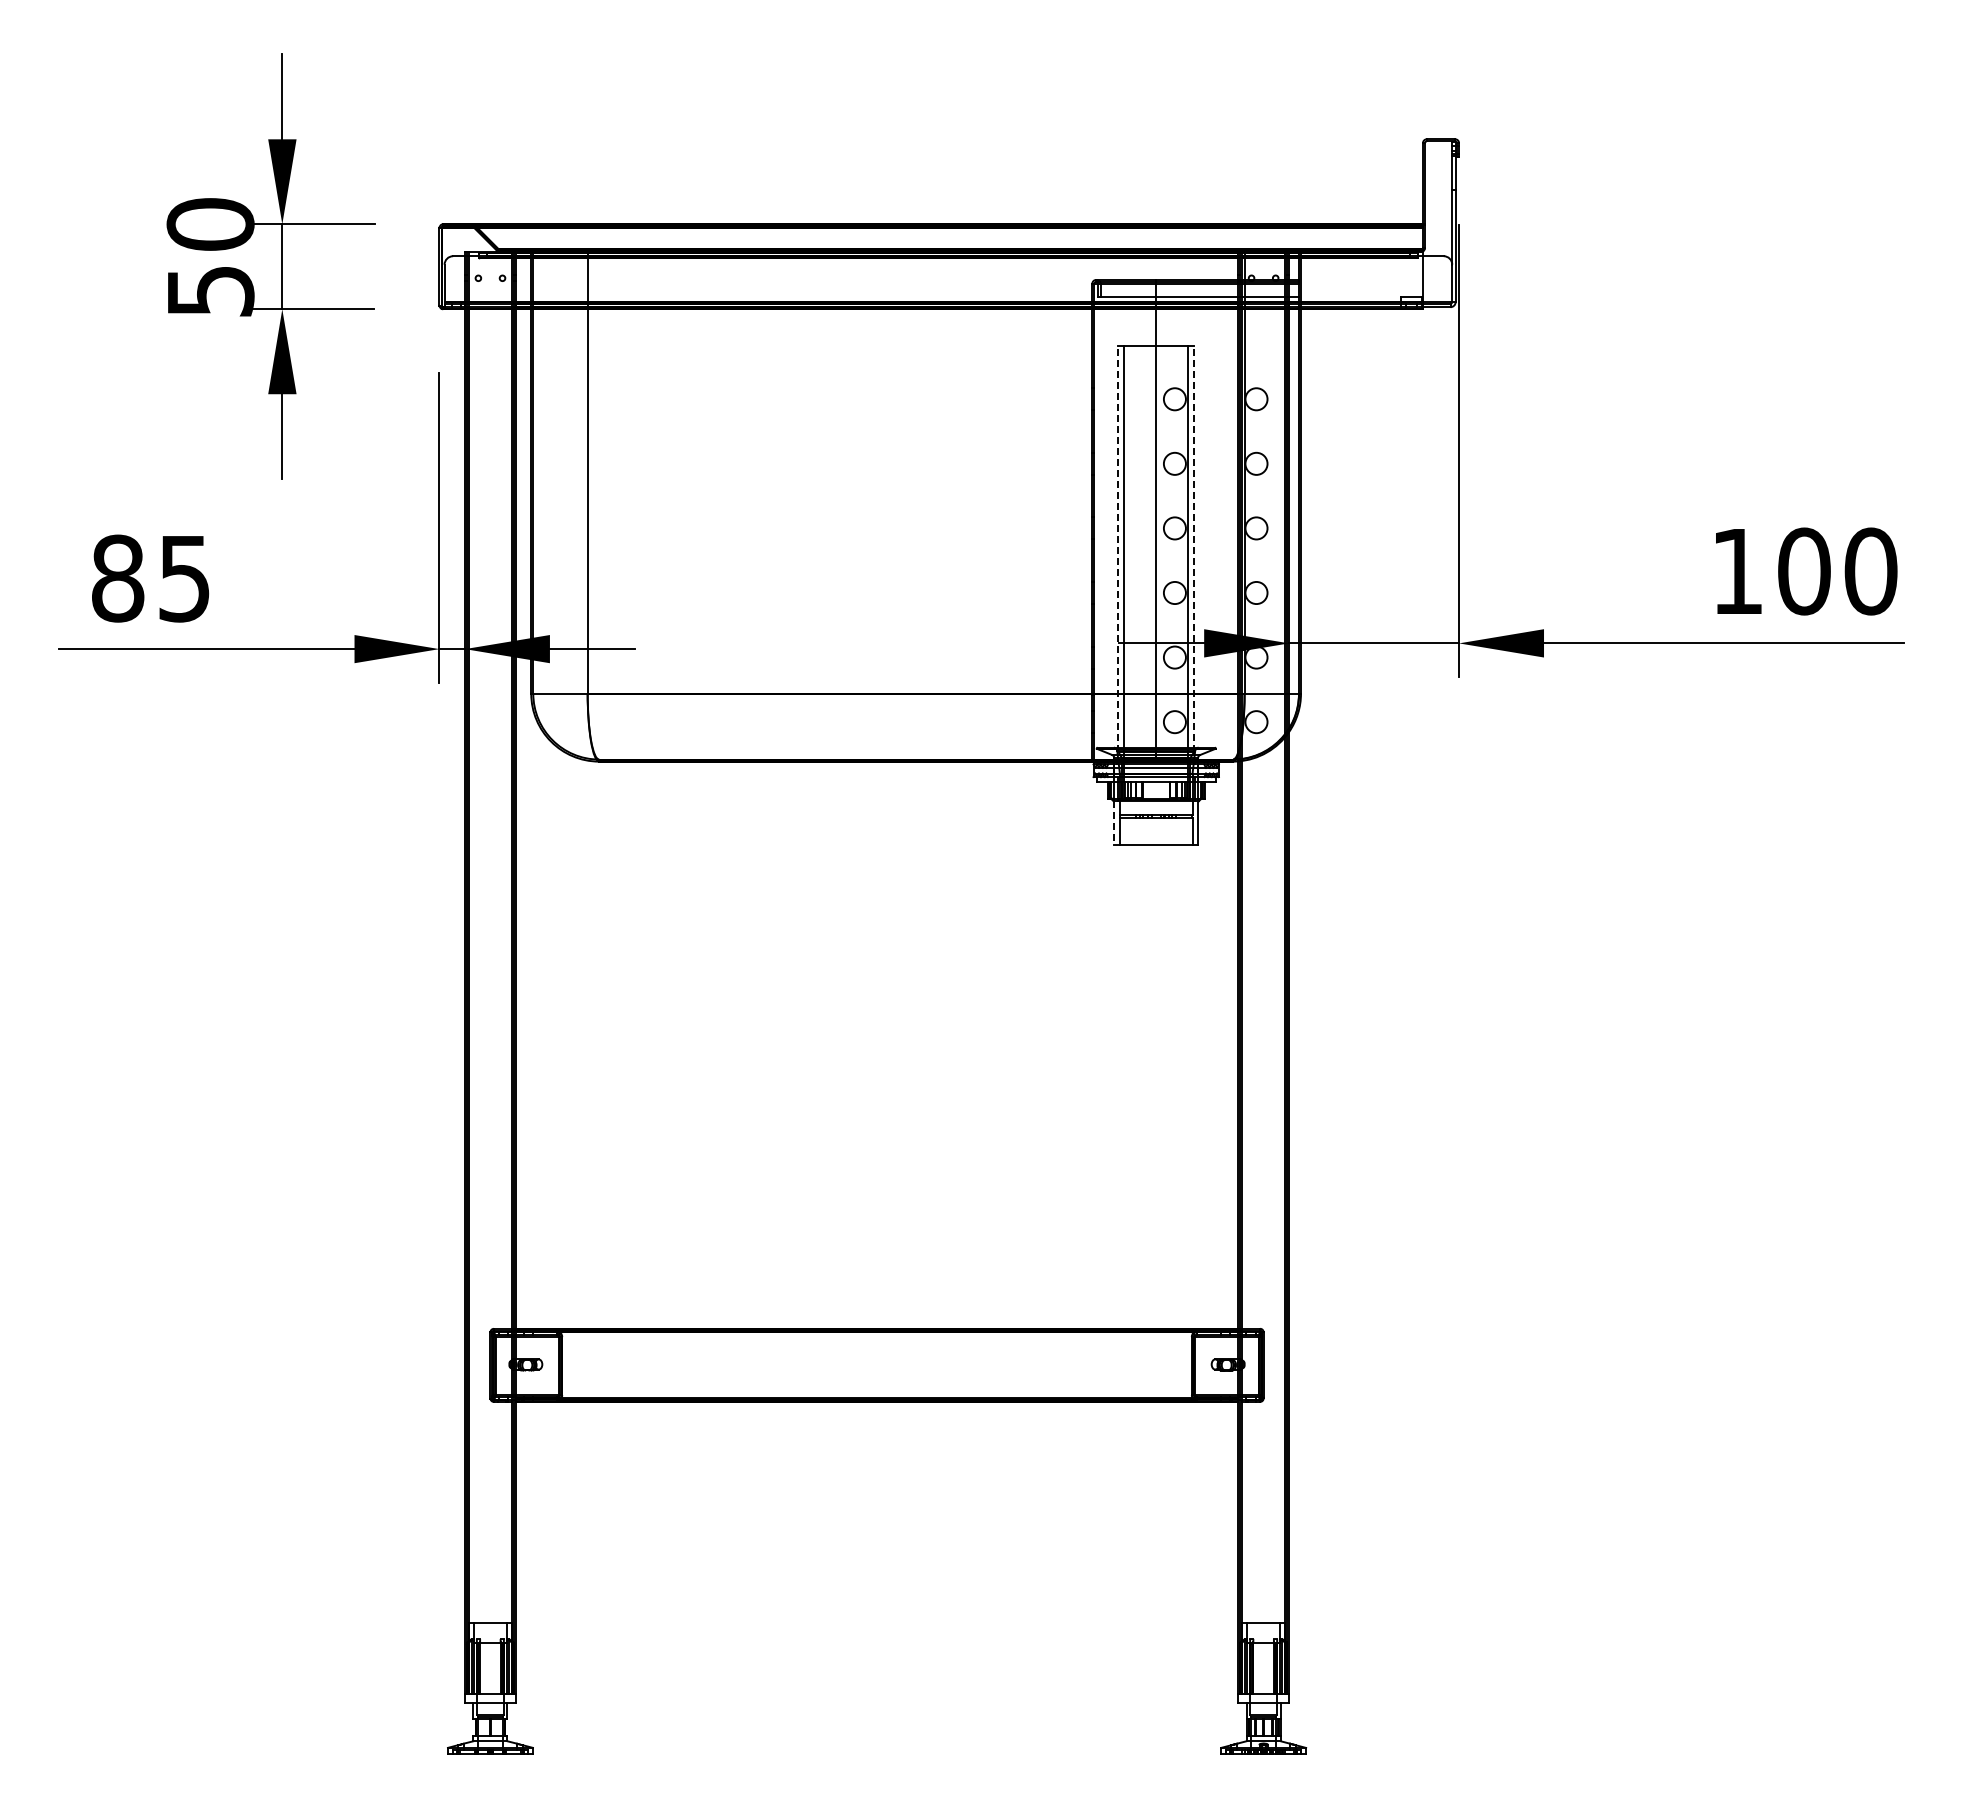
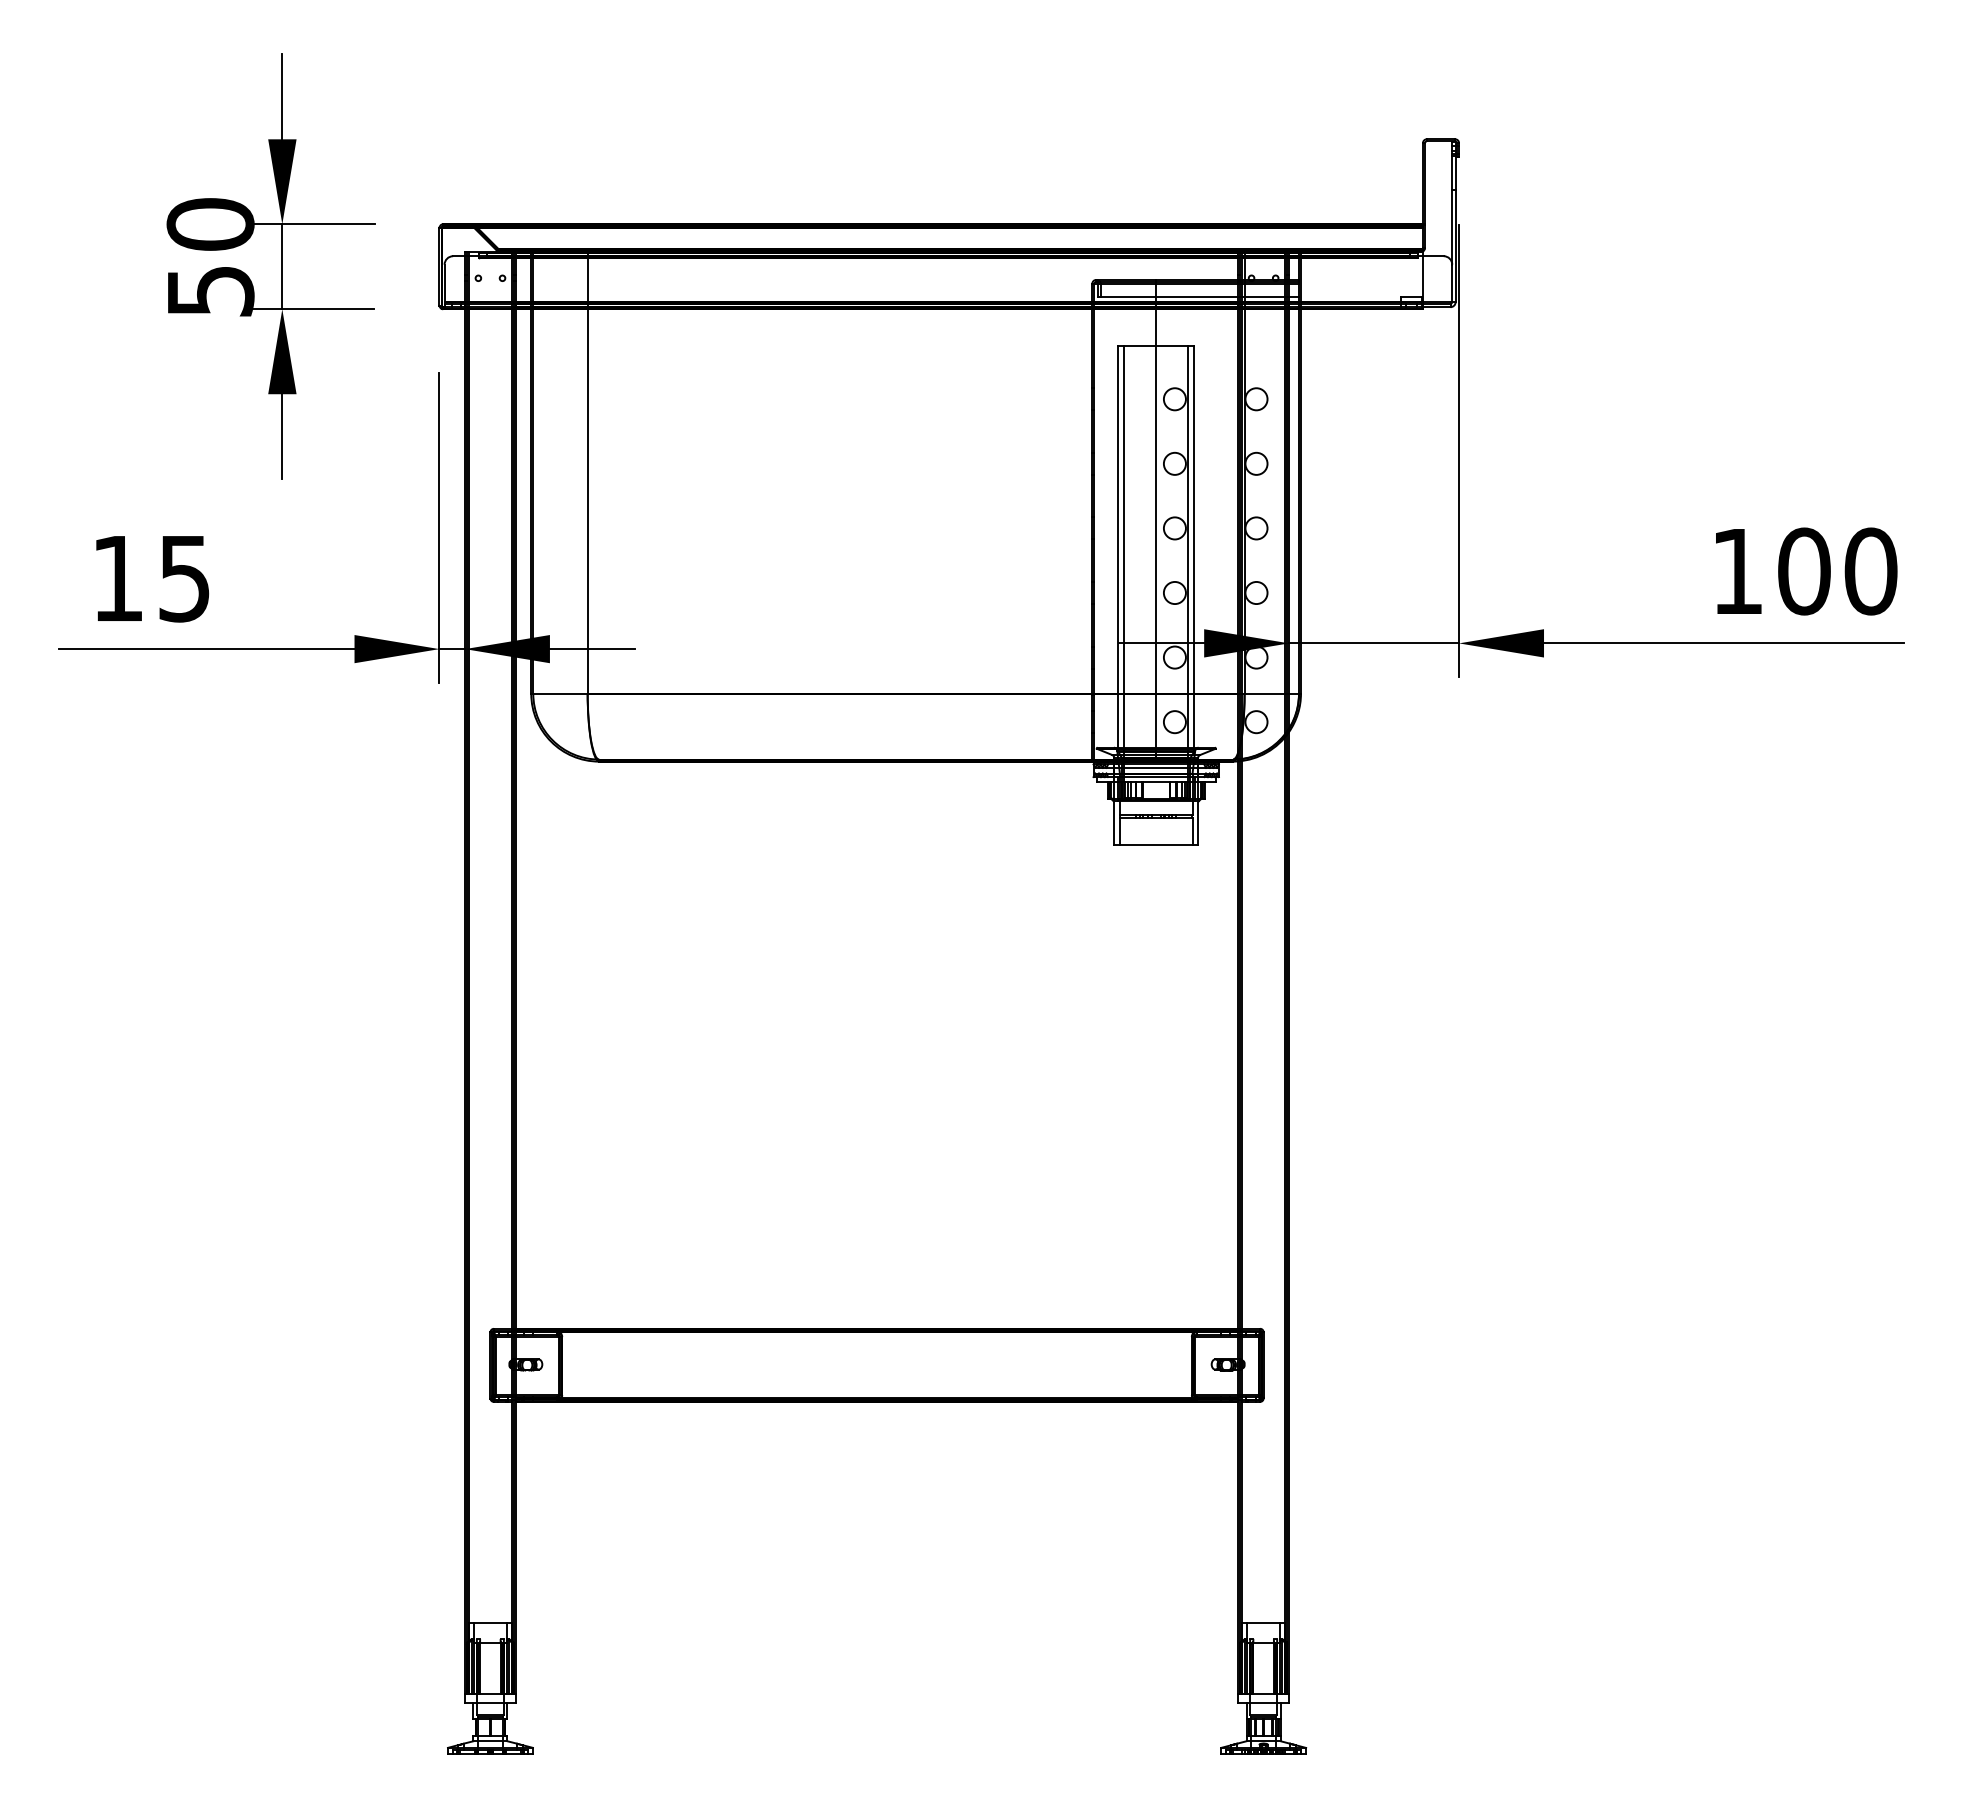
line: dashed -> solid (1118, 548)
line: dashed -> solid (1193, 548)
text: 85 -> 15 (118, 578)
line: dashed -> solid (1114, 823)
